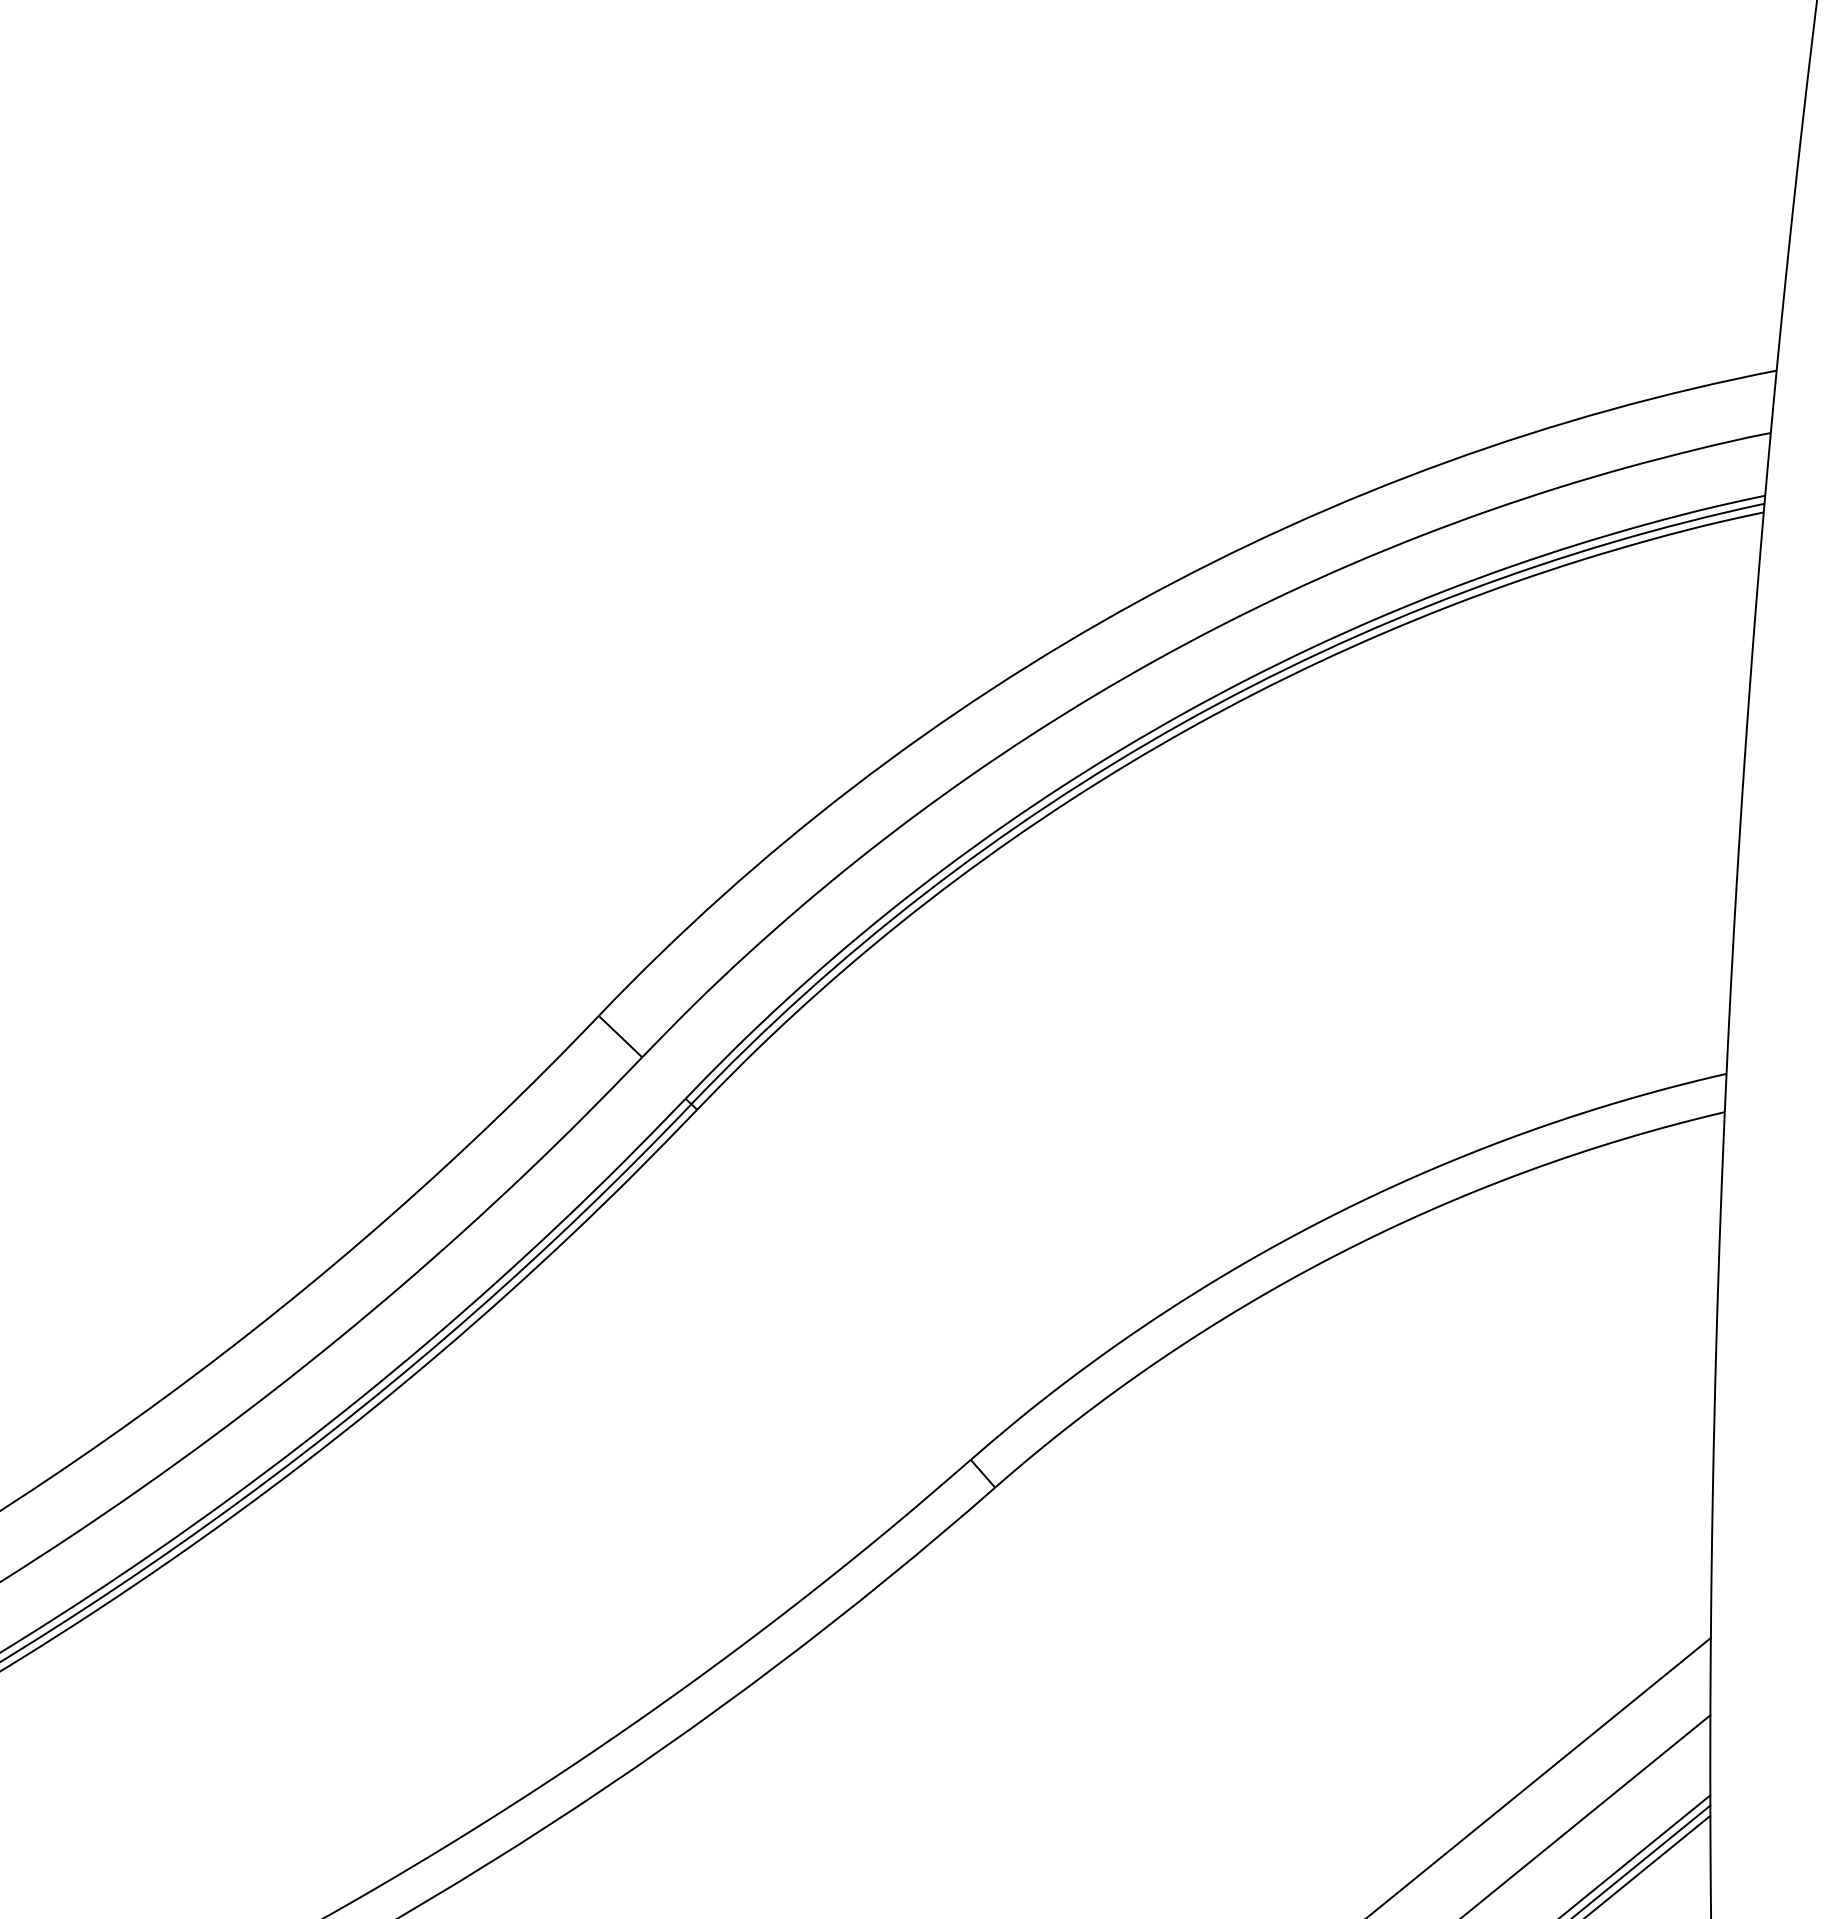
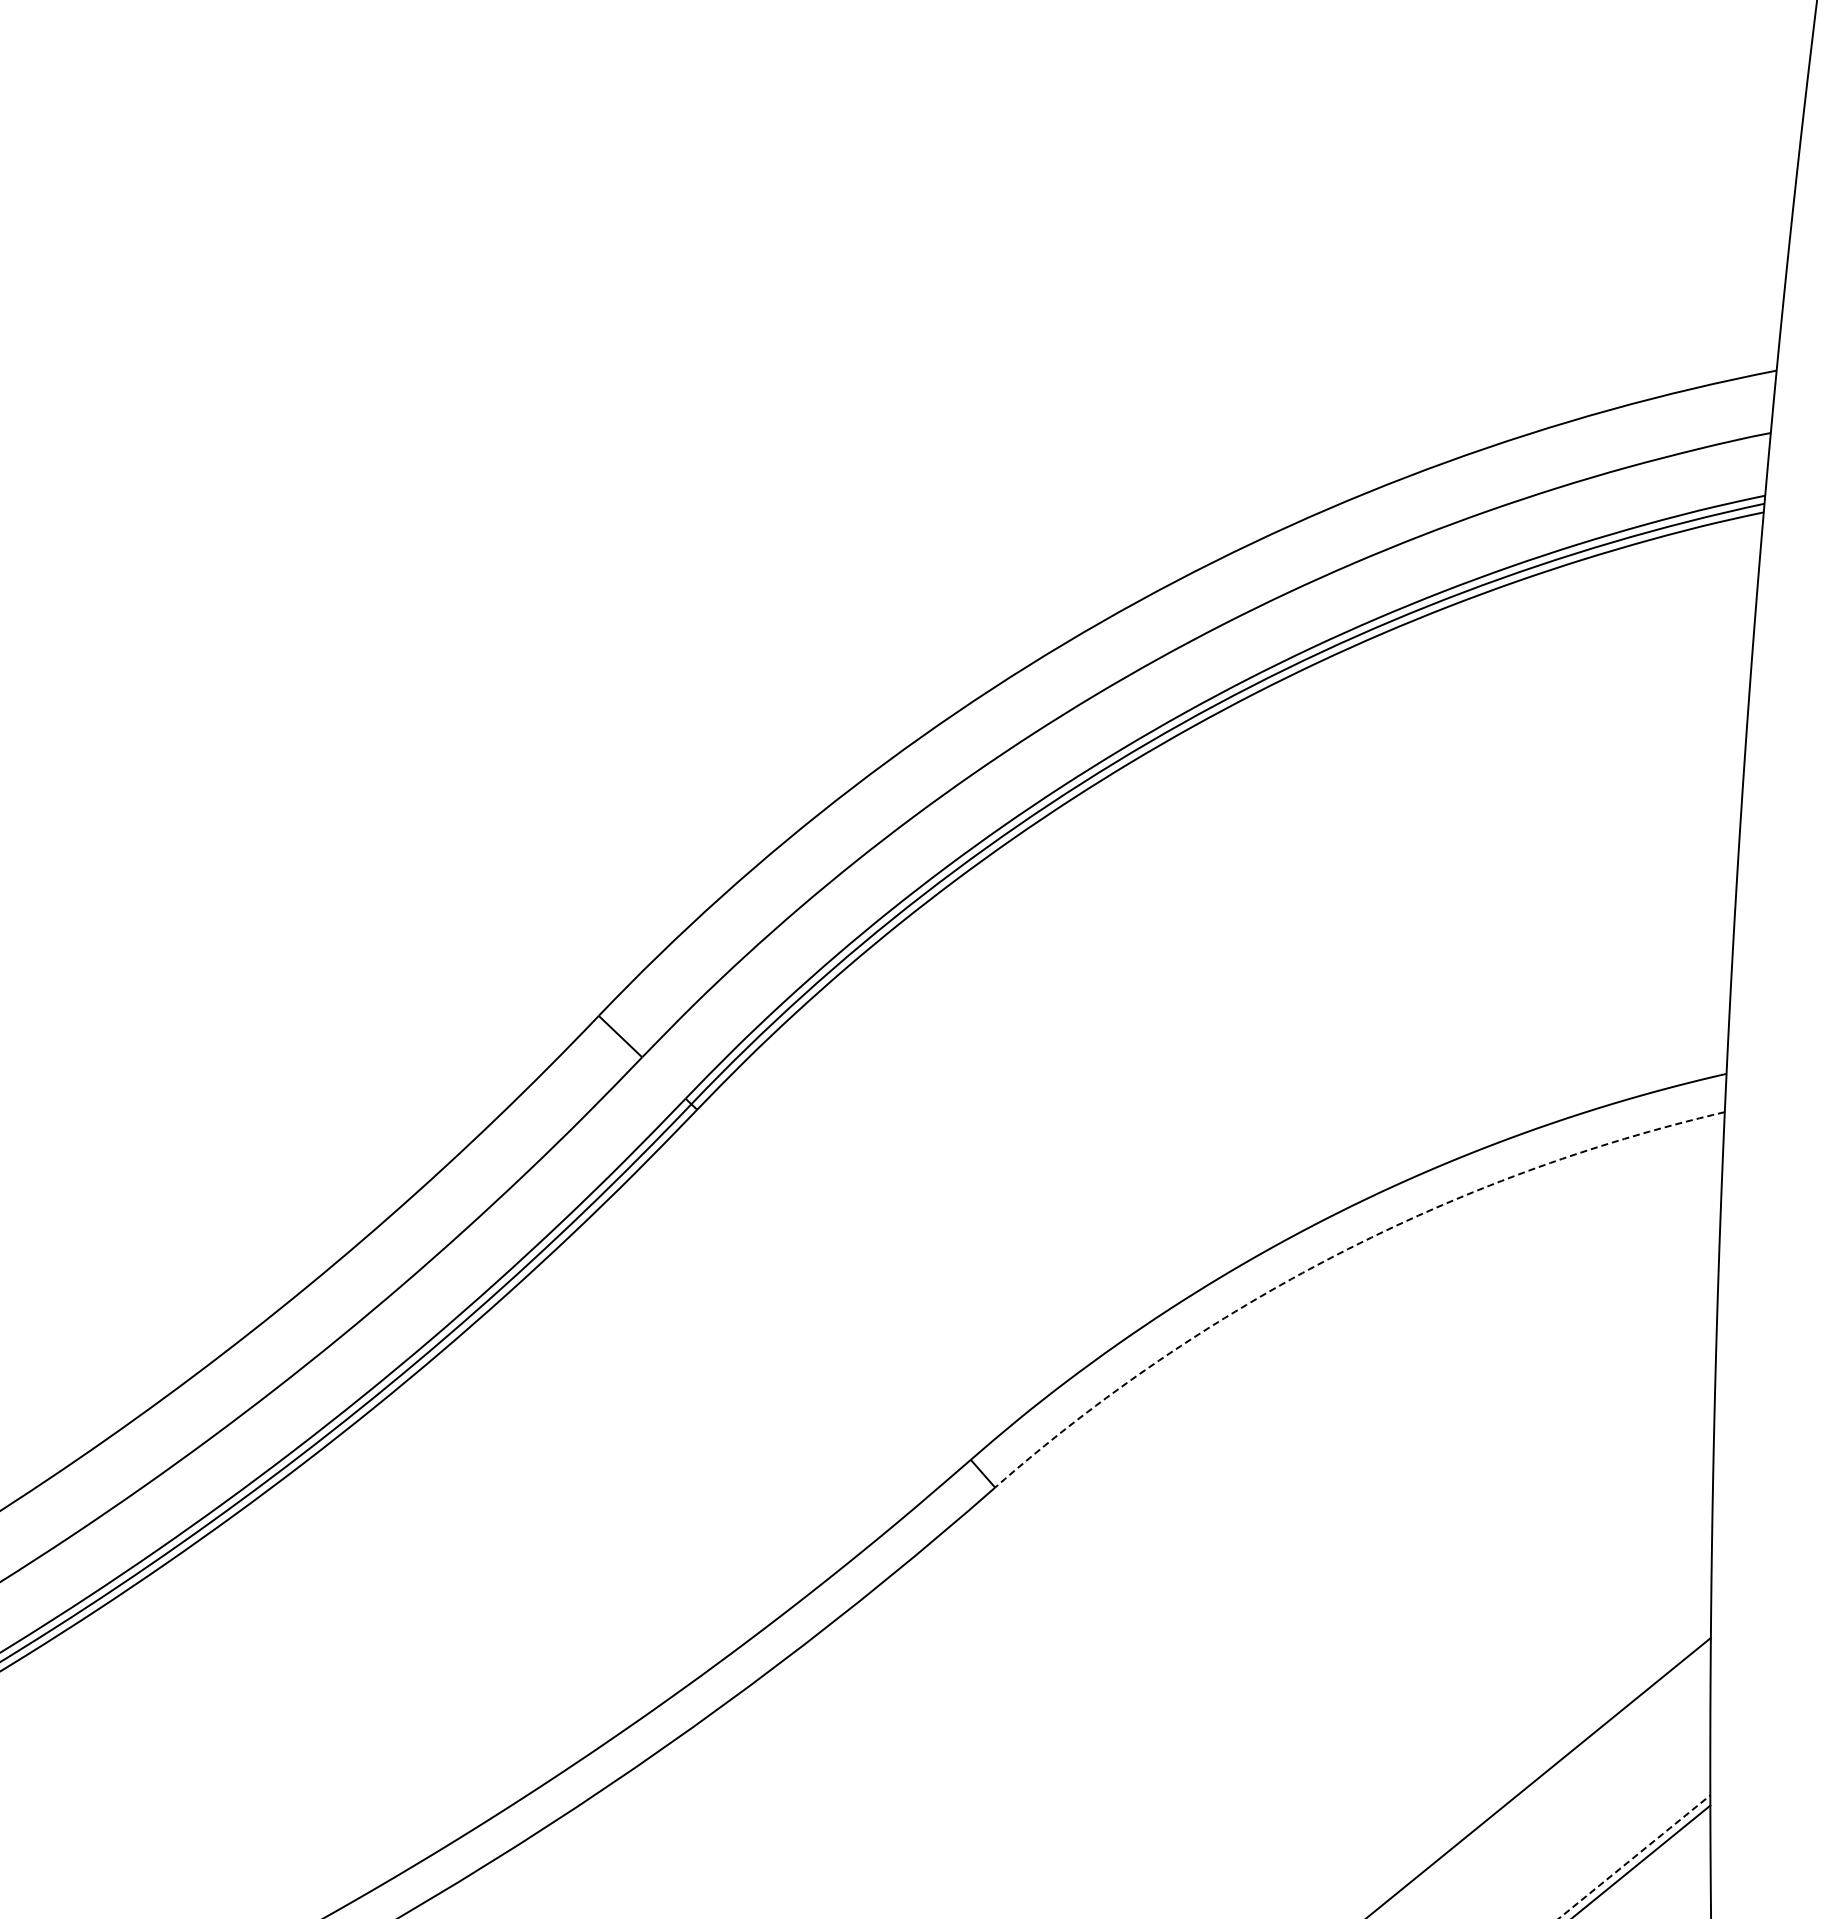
arc: solid -> dashed (1336, 1254)
line: present -> none (1586, 1815)
line: solid -> dashed (1635, 1856)
line: present -> none (1648, 1865)
